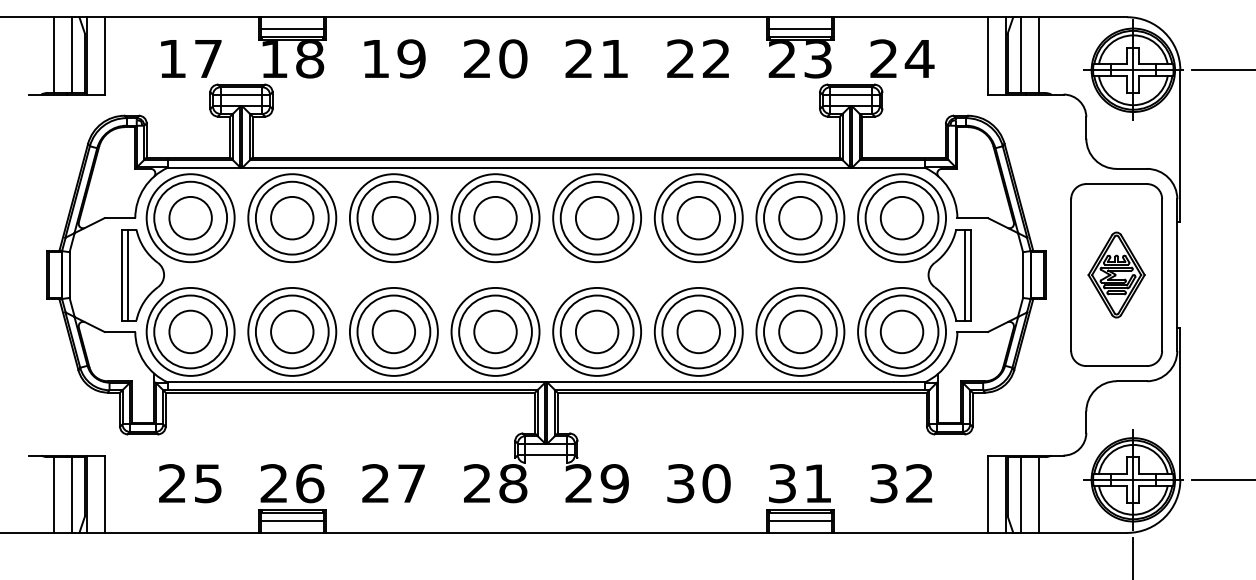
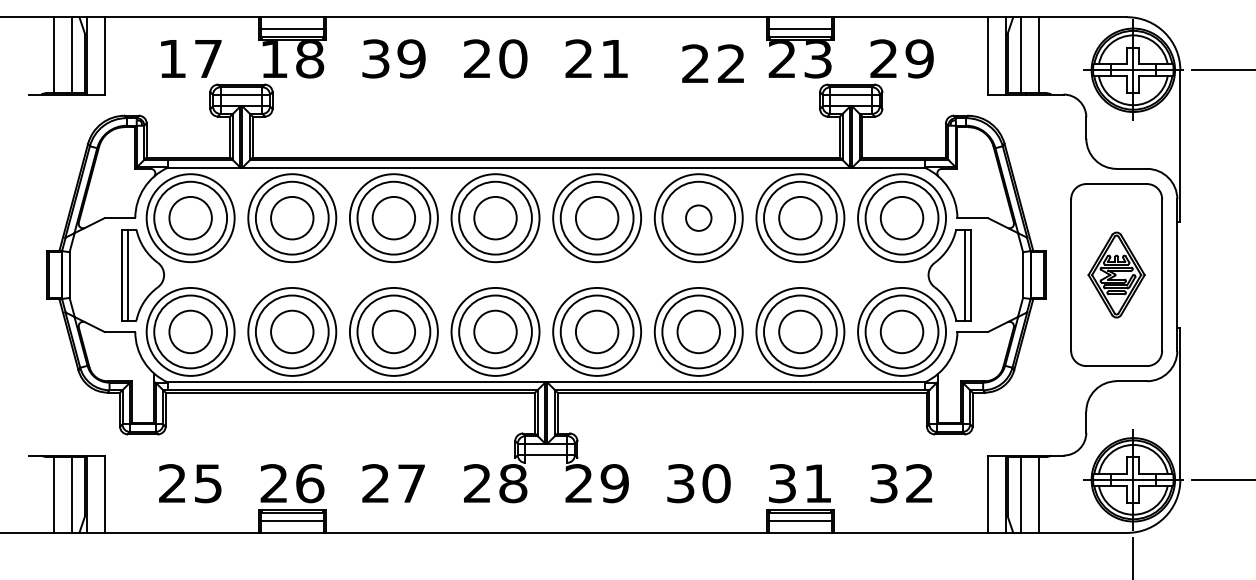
text: 19 -> 39 (375, 58)
text position: (697, 58) -> (712, 63) (712, 63)
text: 24 -> 29 (919, 58)
circle diameter: 42 px -> 25 px (698, 217)
